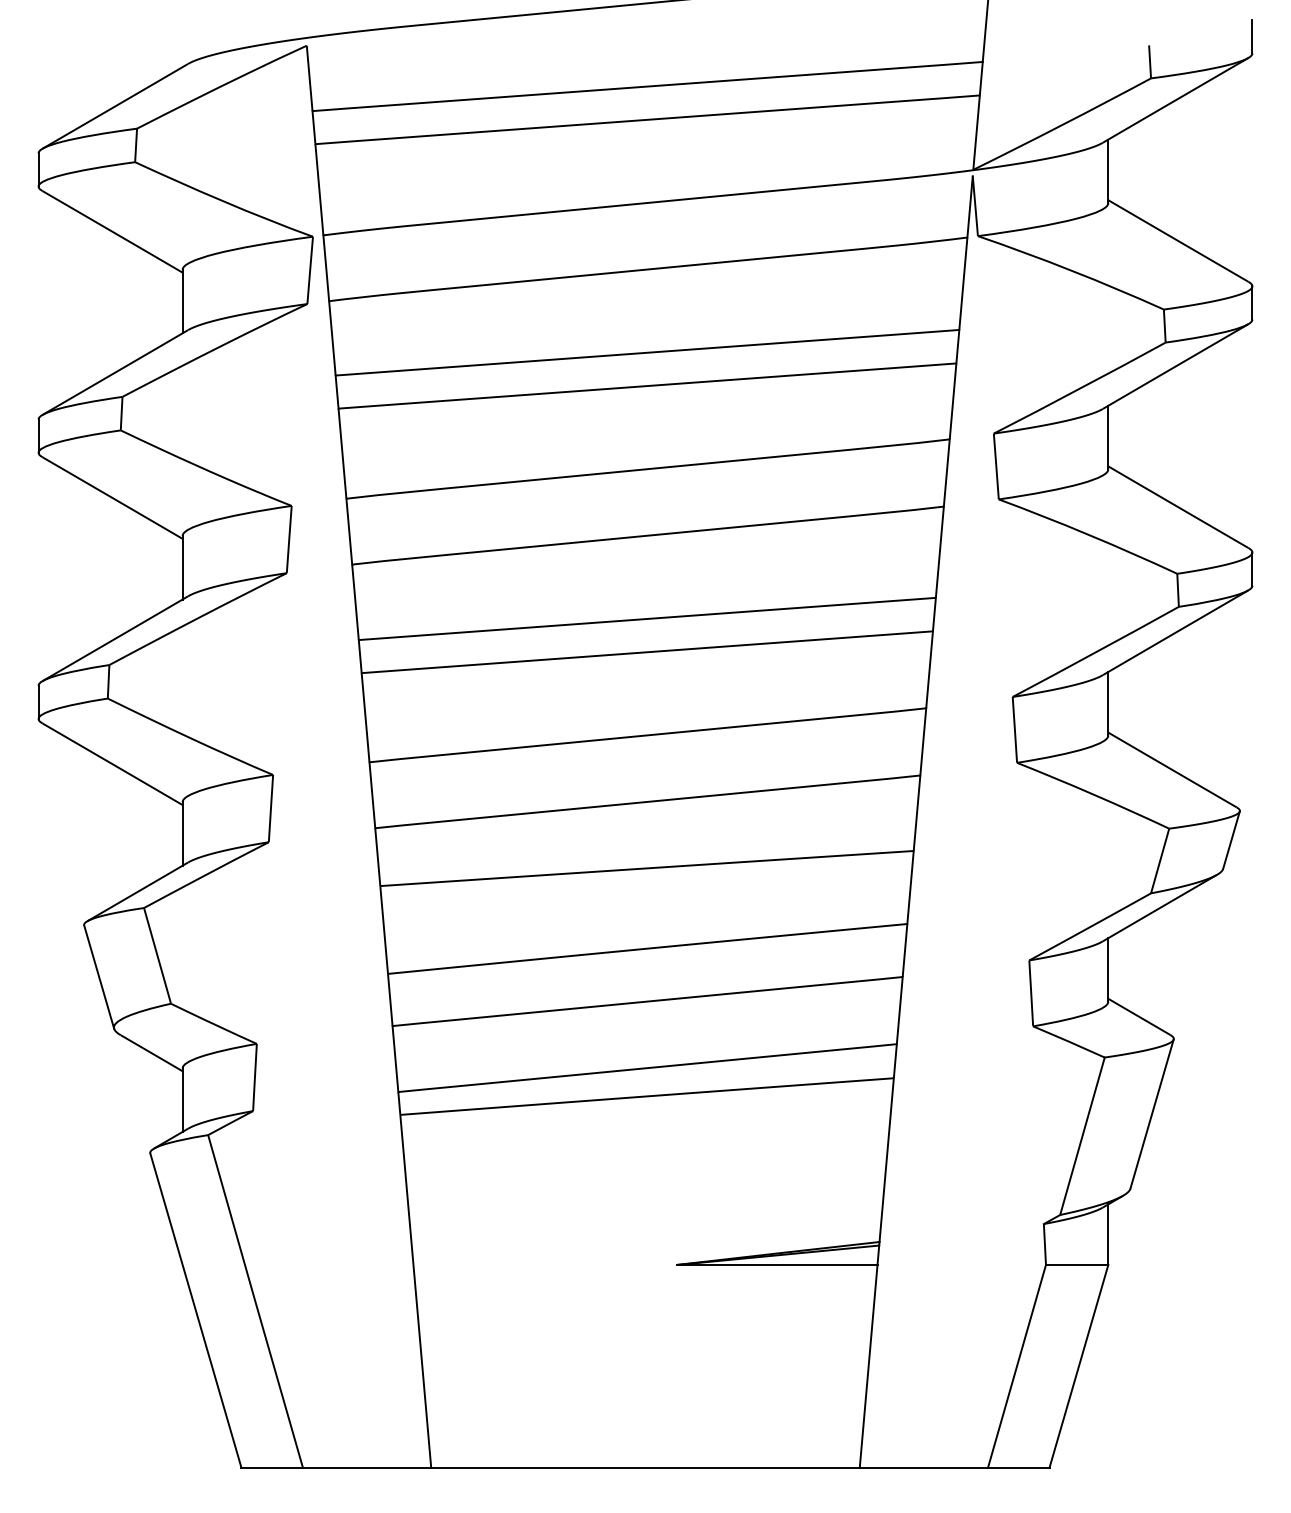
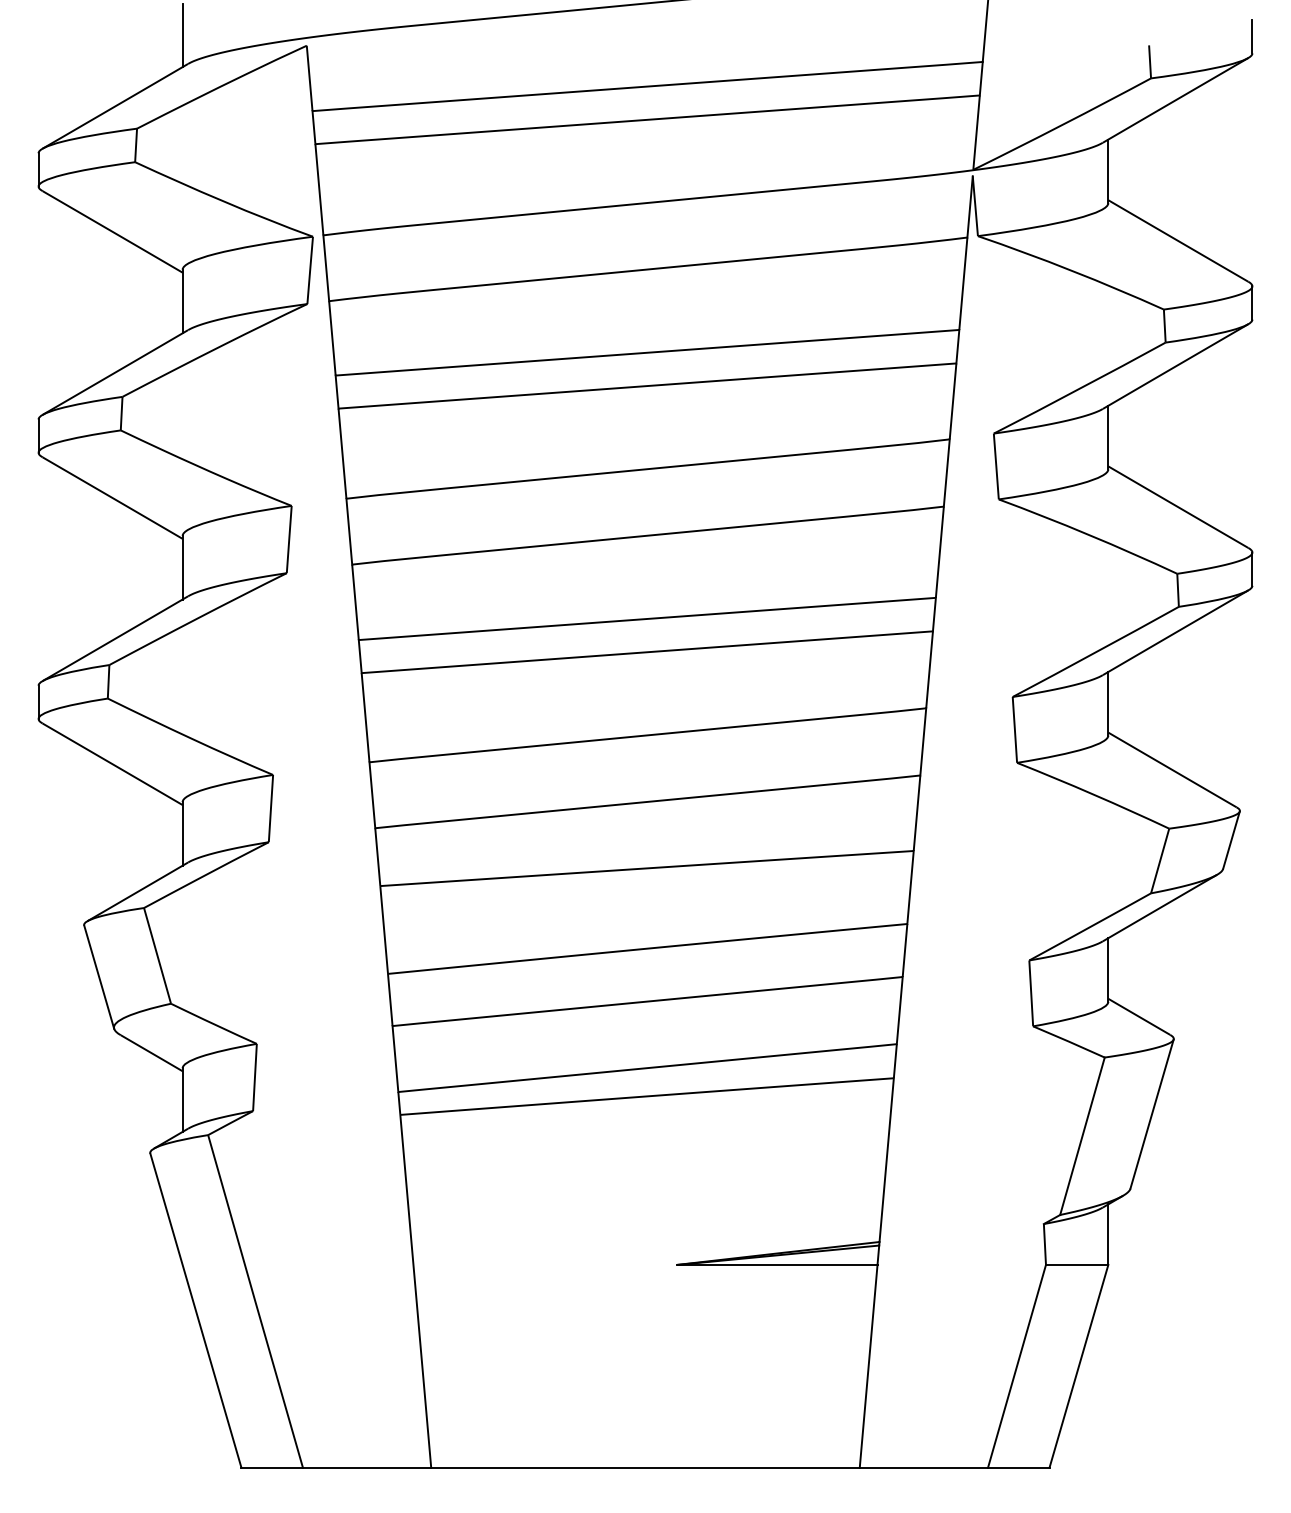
line: none -> present (182, 35)
